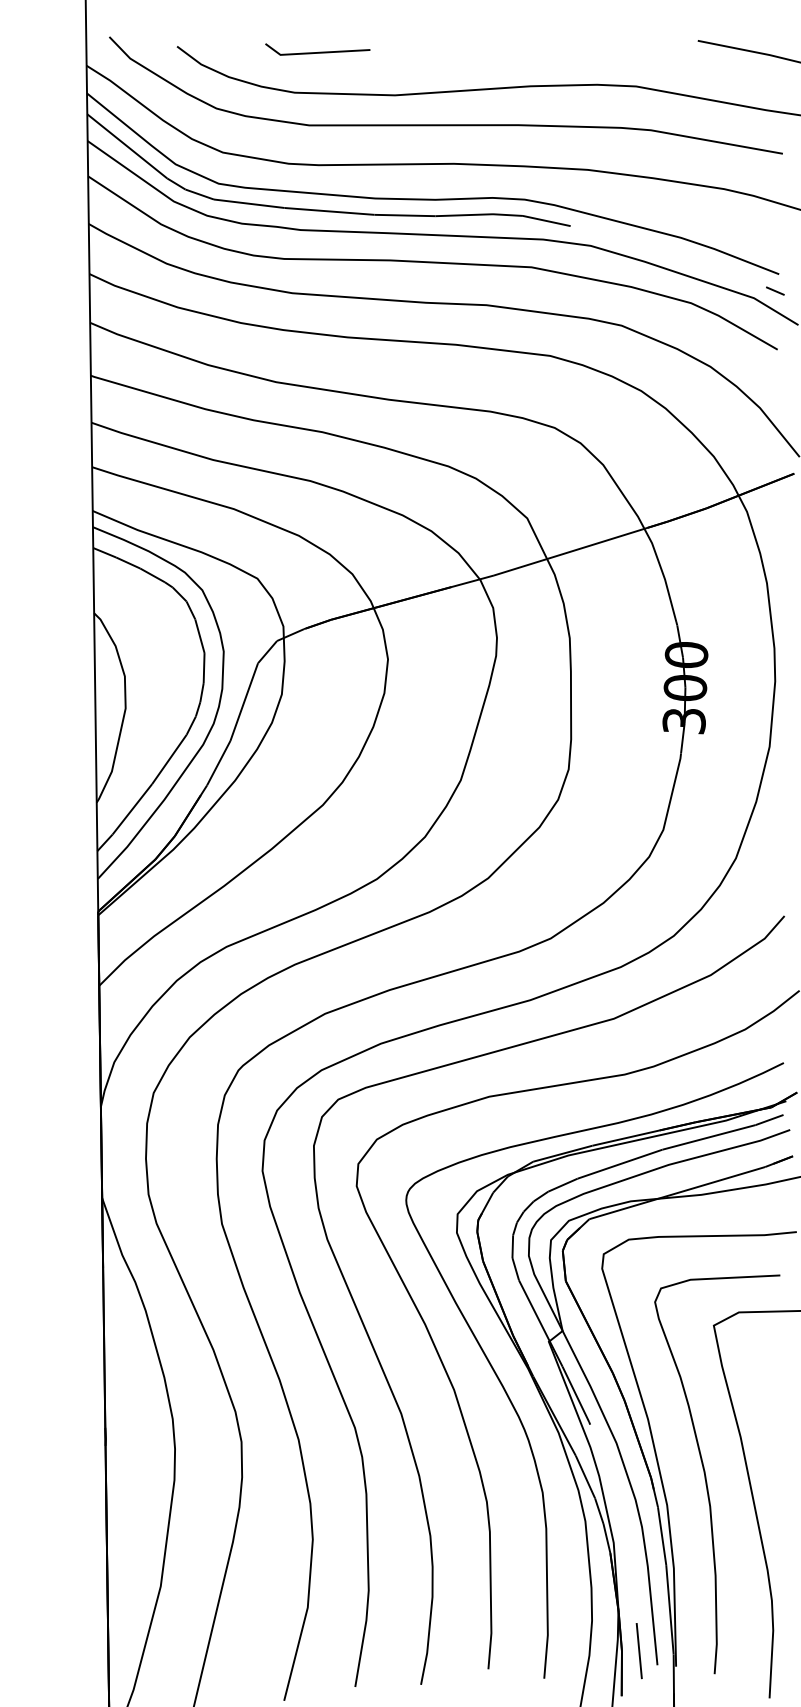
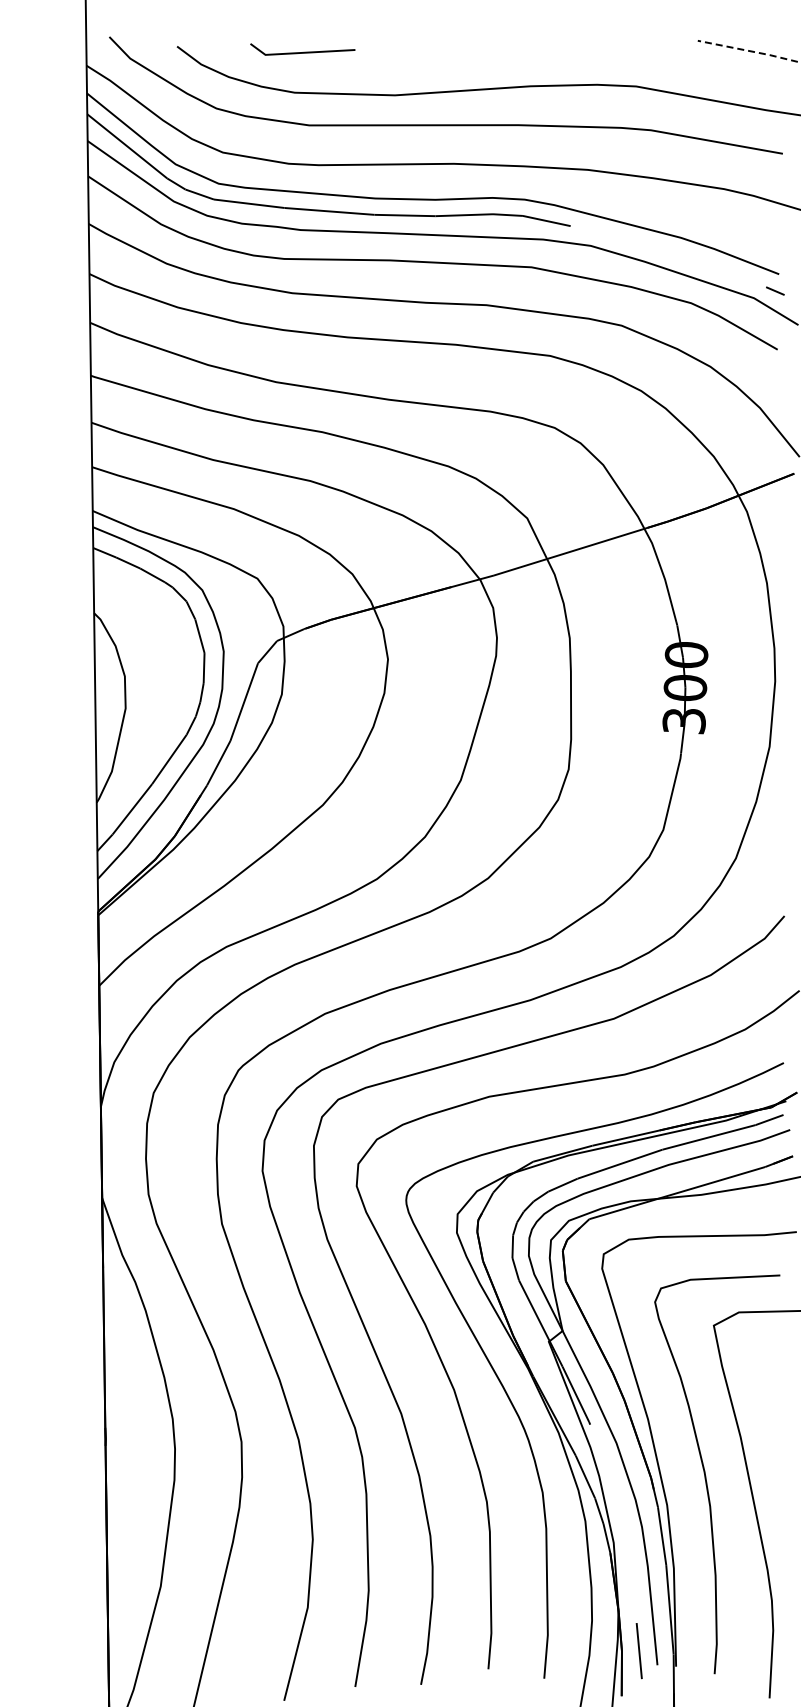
line position: (318, 51) -> (303, 51) (303, 51)
line: solid -> dashed (749, 51)
